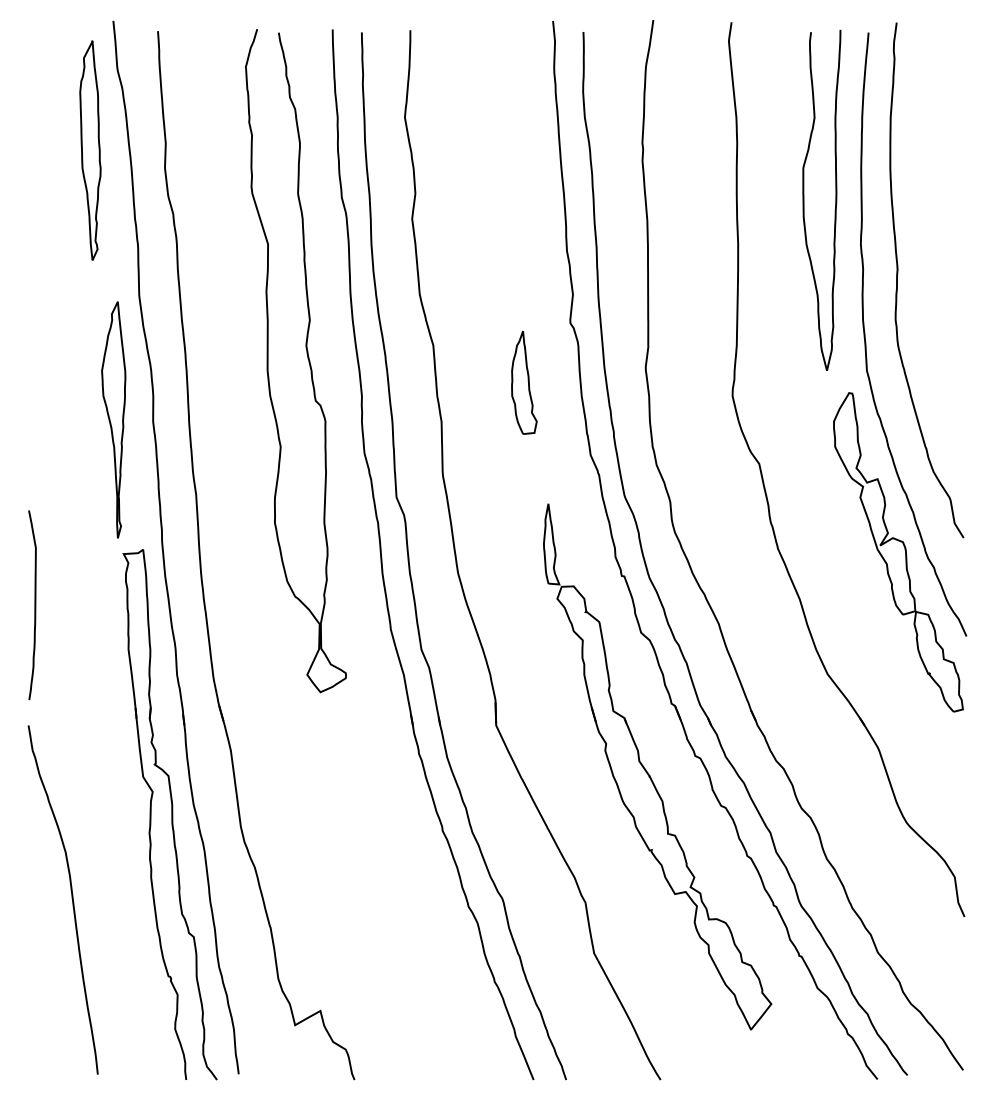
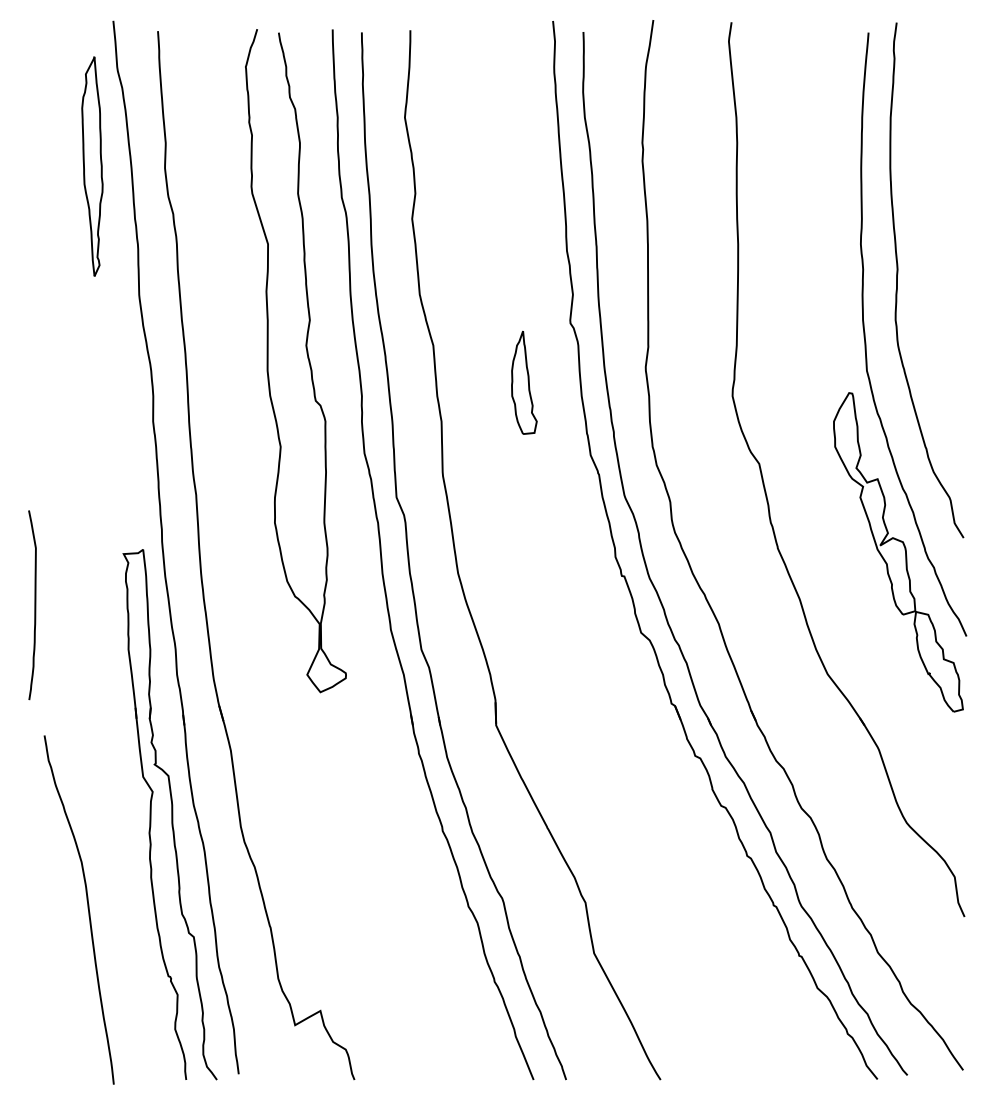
part position: (90, 150) -> (92, 166) (92, 166)
curve: present -> none (835, 199)
part: present -> none (113, 419)
part: present -> none (648, 772)
curve position: (71, 898) -> (87, 908) (87, 908)
